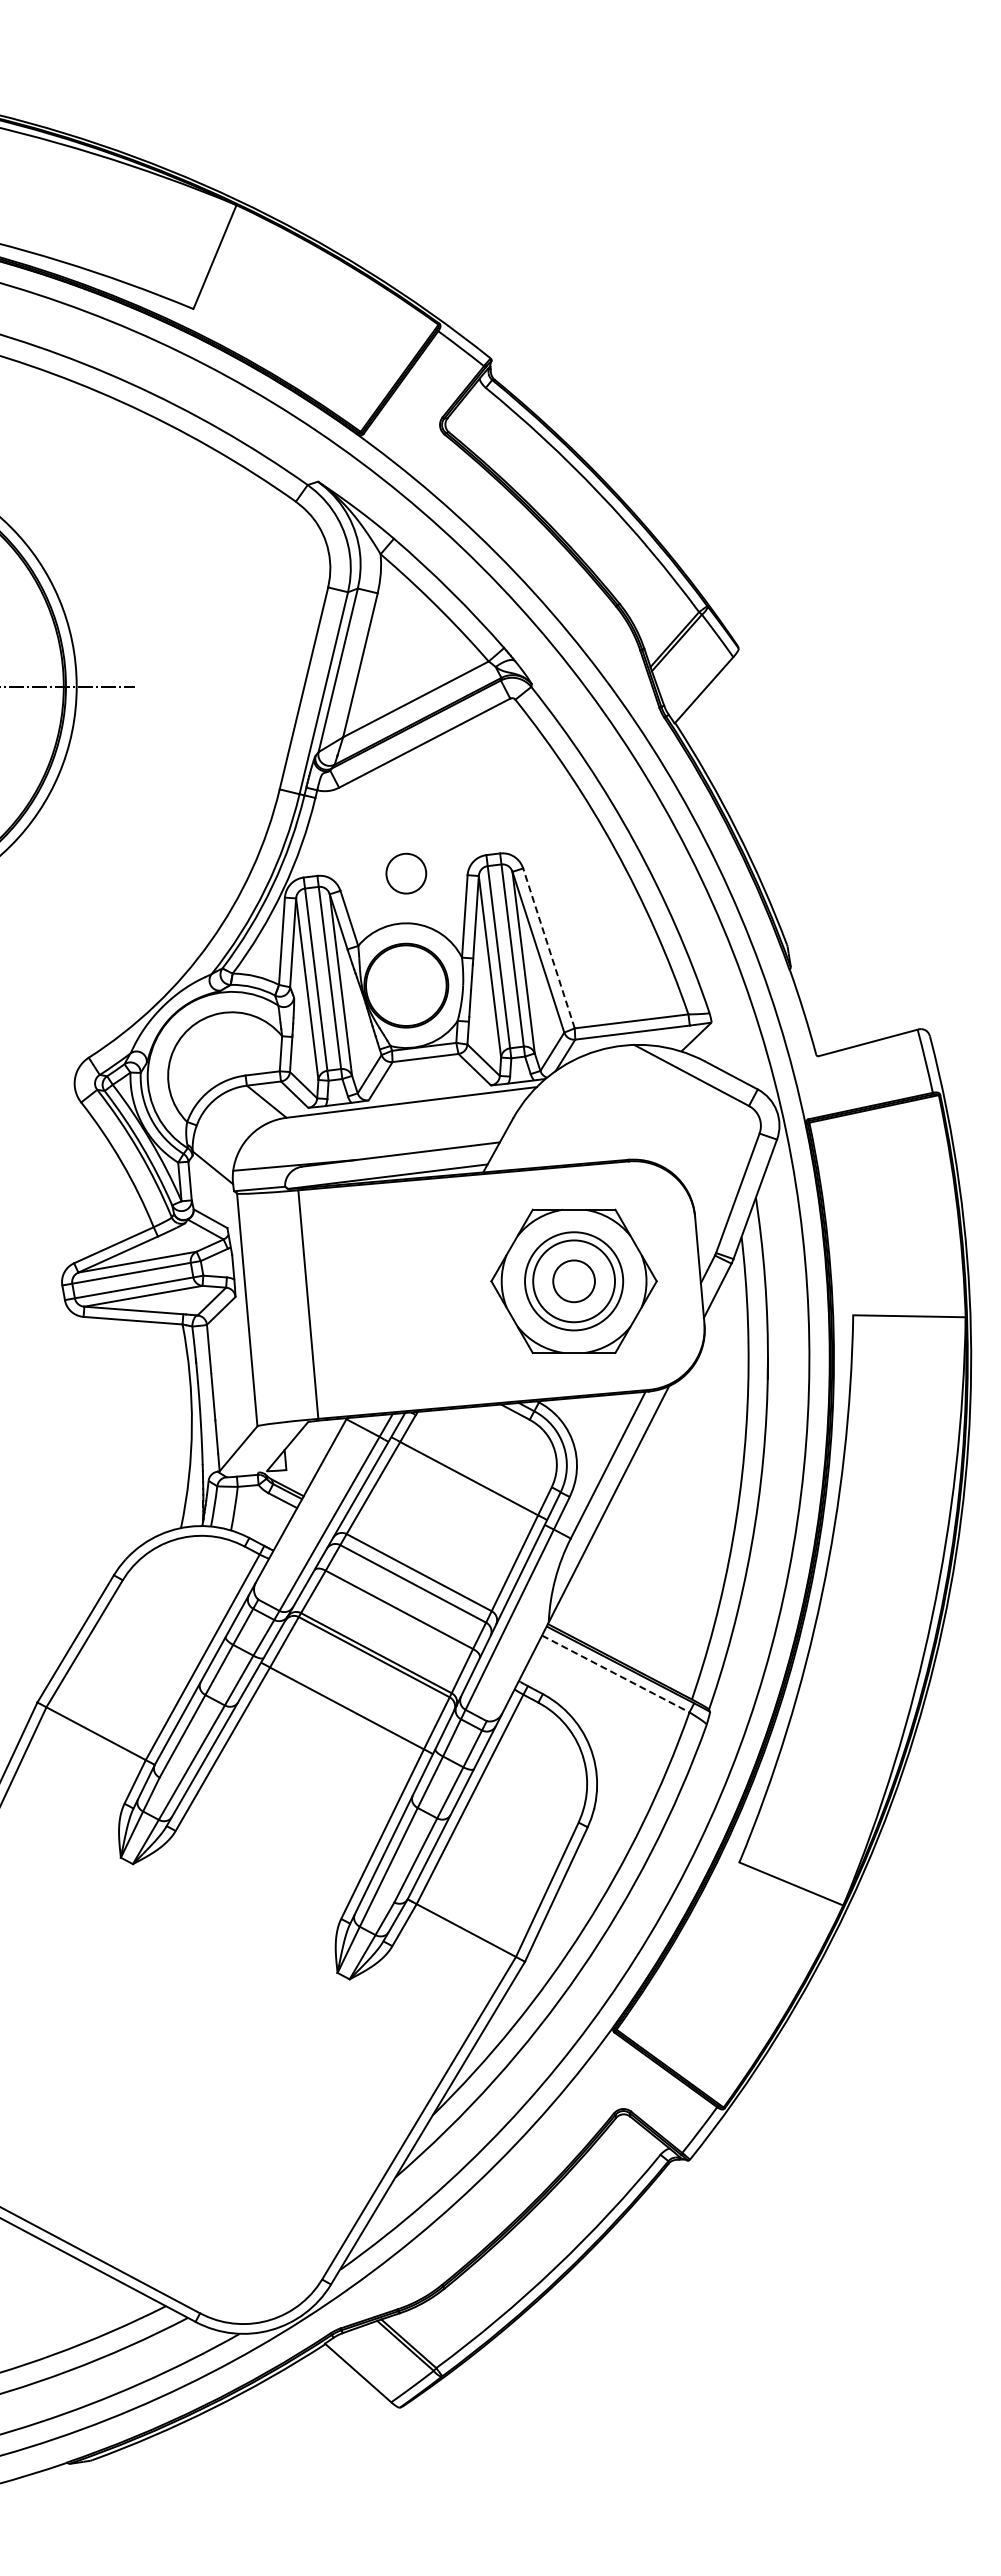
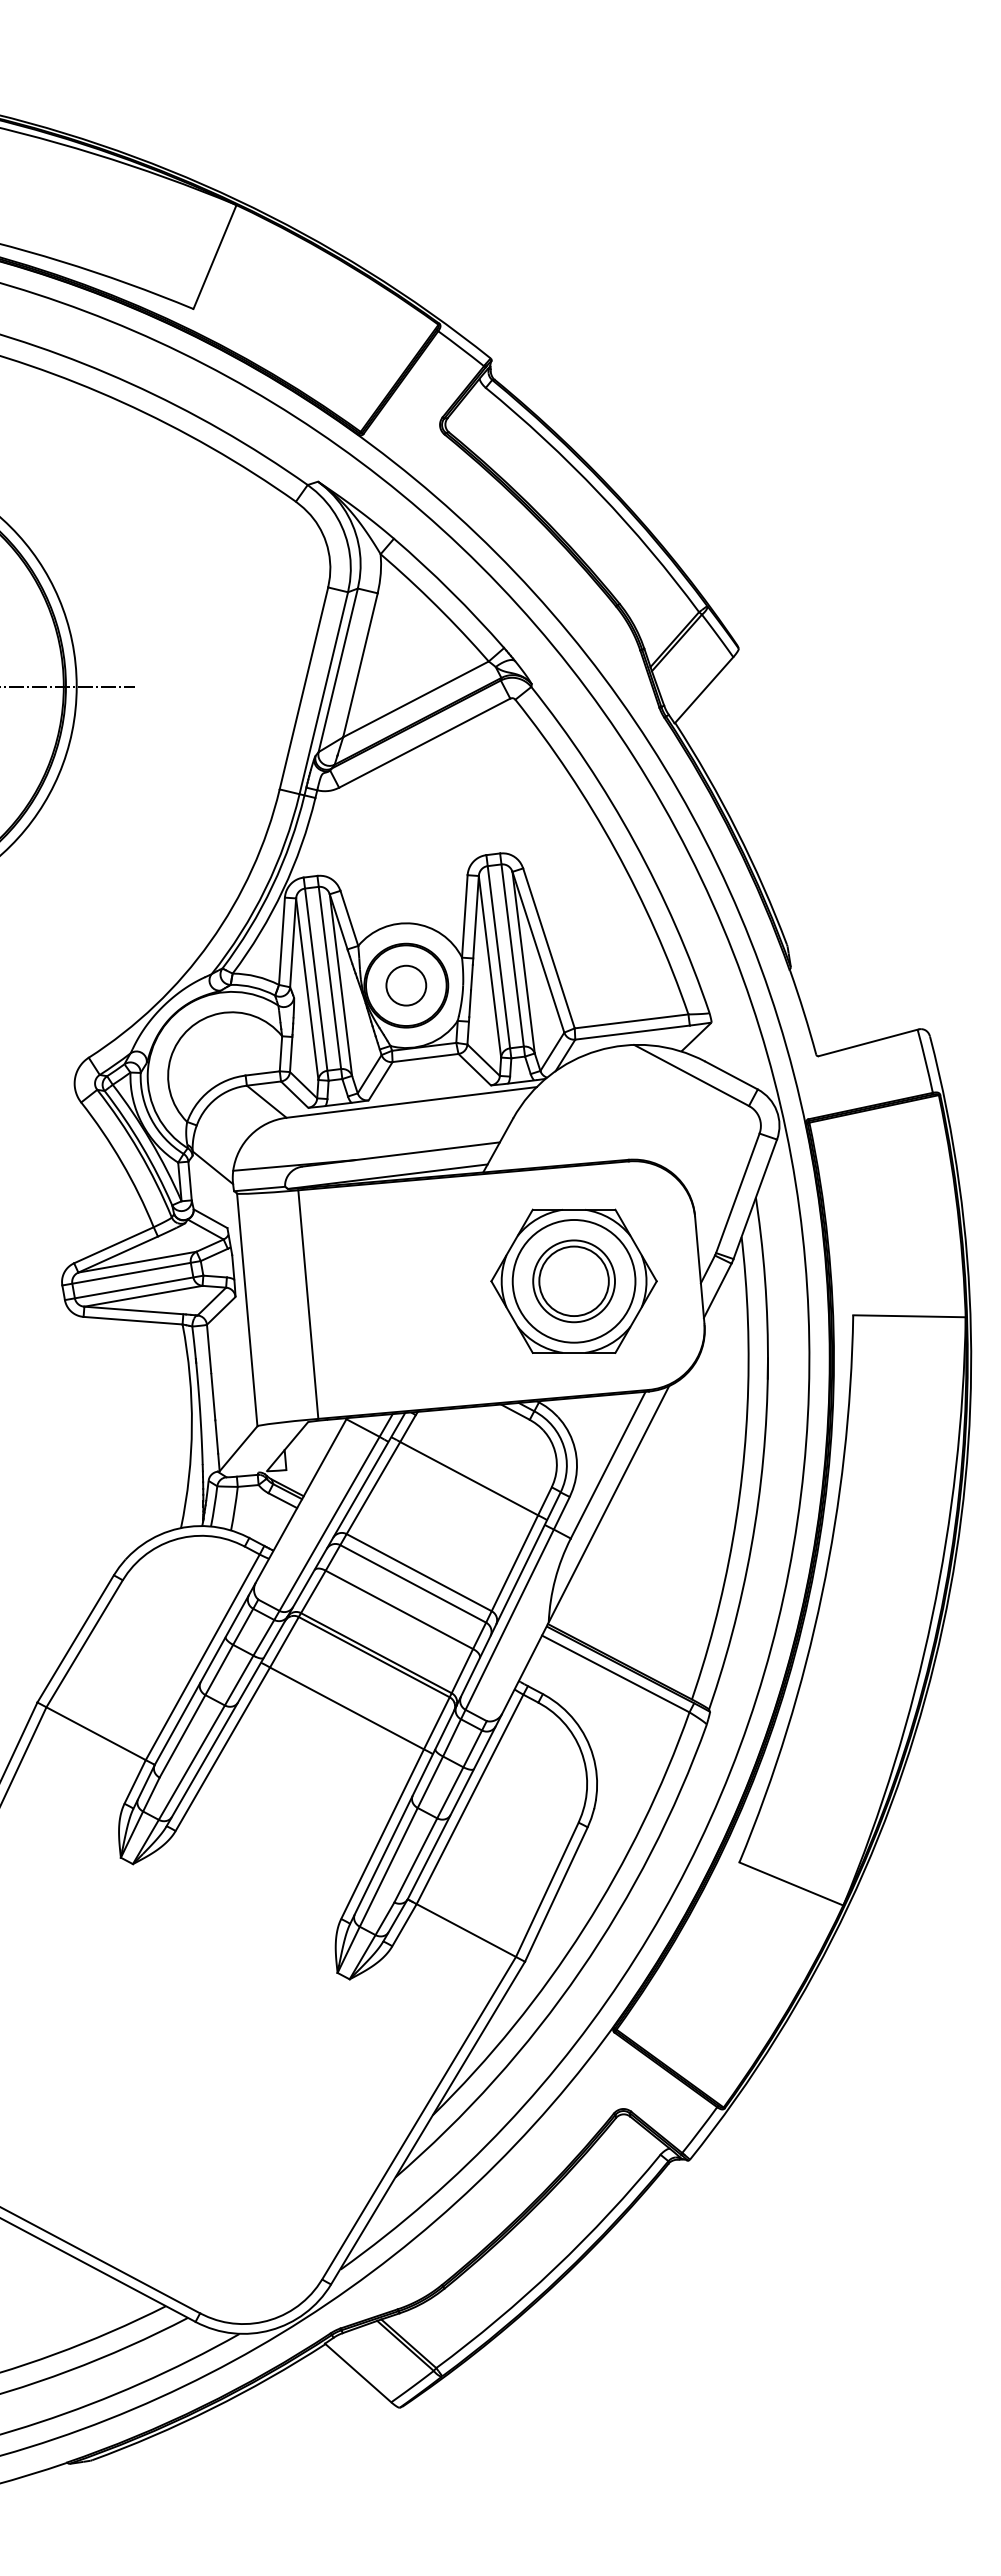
circle position: (406, 873) -> (406, 985) (406, 985)
line: dashed -> solid (548, 947)
circle diameter: 42 px -> 70 px (573, 1281)
circle diameter: 98 px -> 123 px (573, 1280)
line: dashed -> solid (616, 1674)
